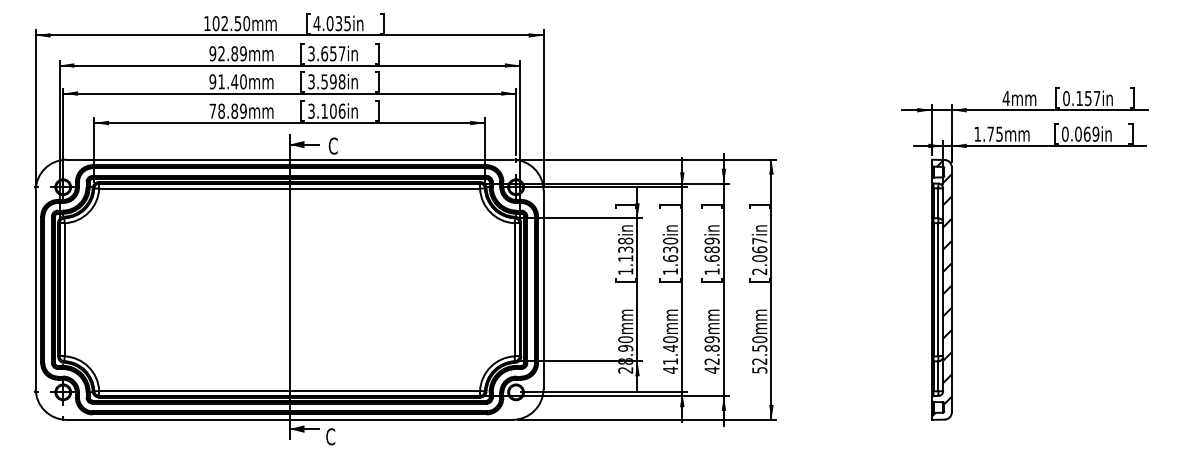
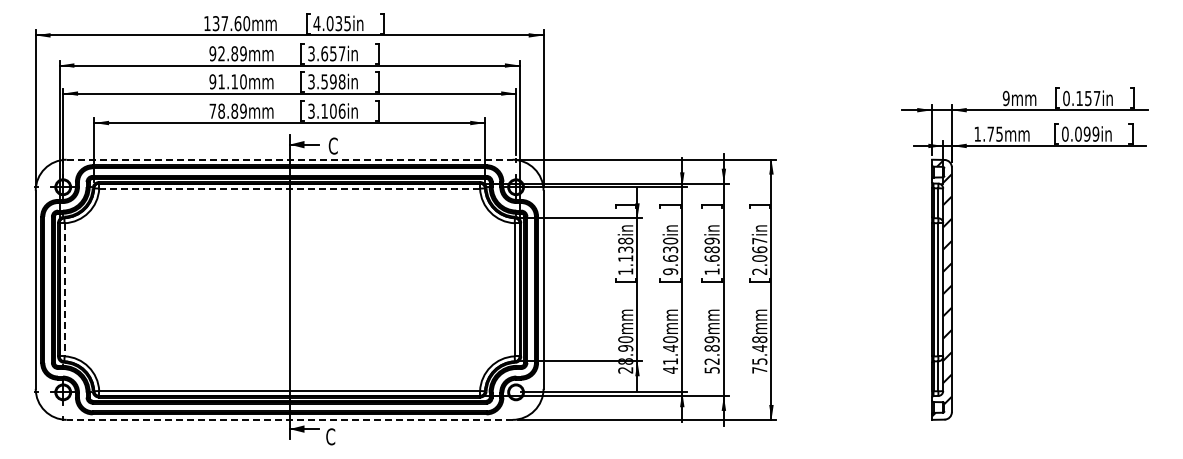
text: 102.50mm -> 137.60mm (226, 23)
text: 91.40mm -> 91.10mm (234, 81)
text: 4mm -> 9mm (1005, 98)
text: 0.069in -> 0.099in (1086, 133)
line: solid -> dashed (289, 159)
line: solid -> dashed (289, 188)
text: 1.630in -> 9.630in (670, 271)
line: solid -> dashed (64, 289)
text: 52.50mm -> 75.48mm (759, 354)
text: 42.89mm -> 52.89mm (711, 369)
line: solid -> dashed (289, 419)
